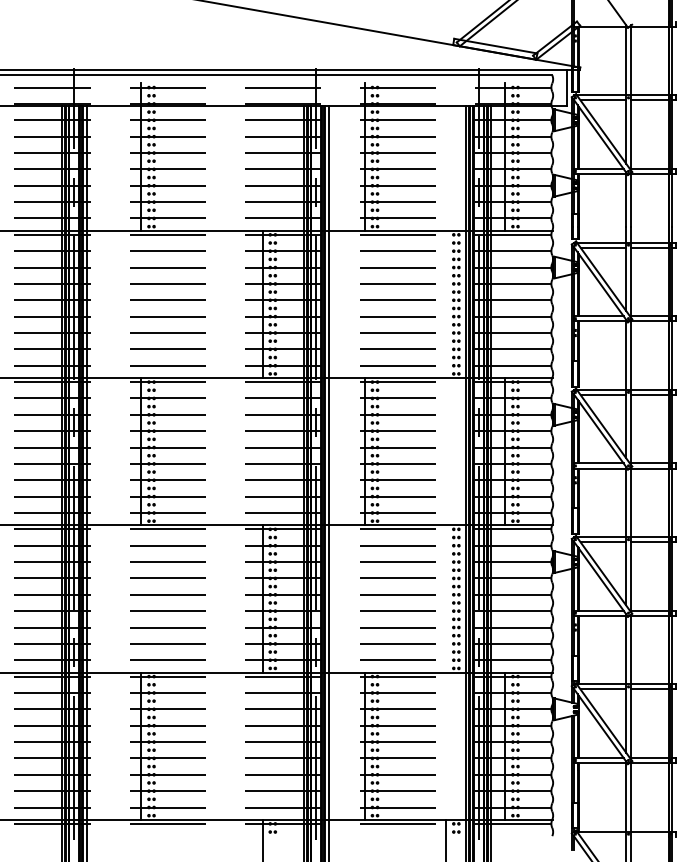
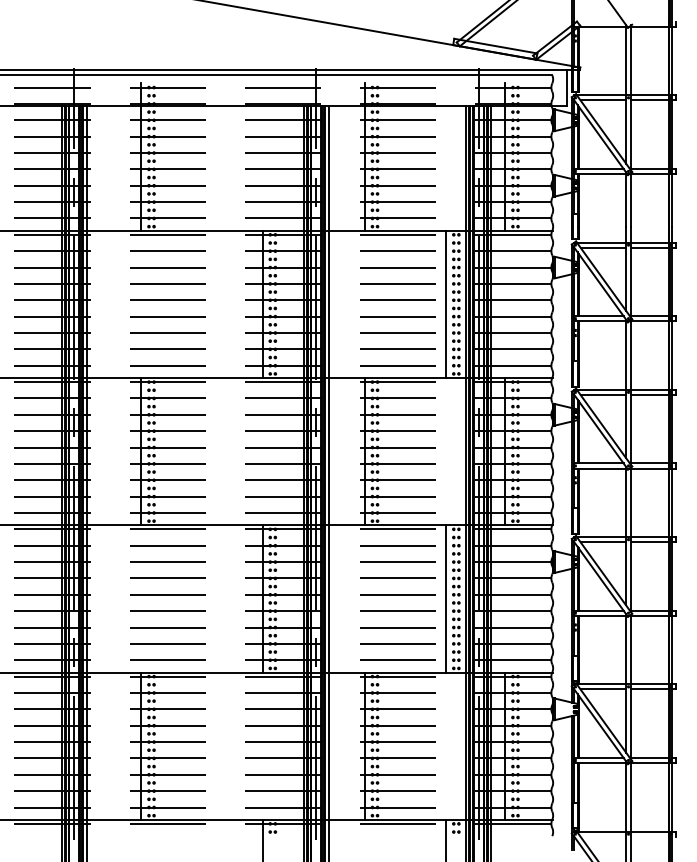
line: none -> present (446, 304)
line: none -> present (446, 598)
